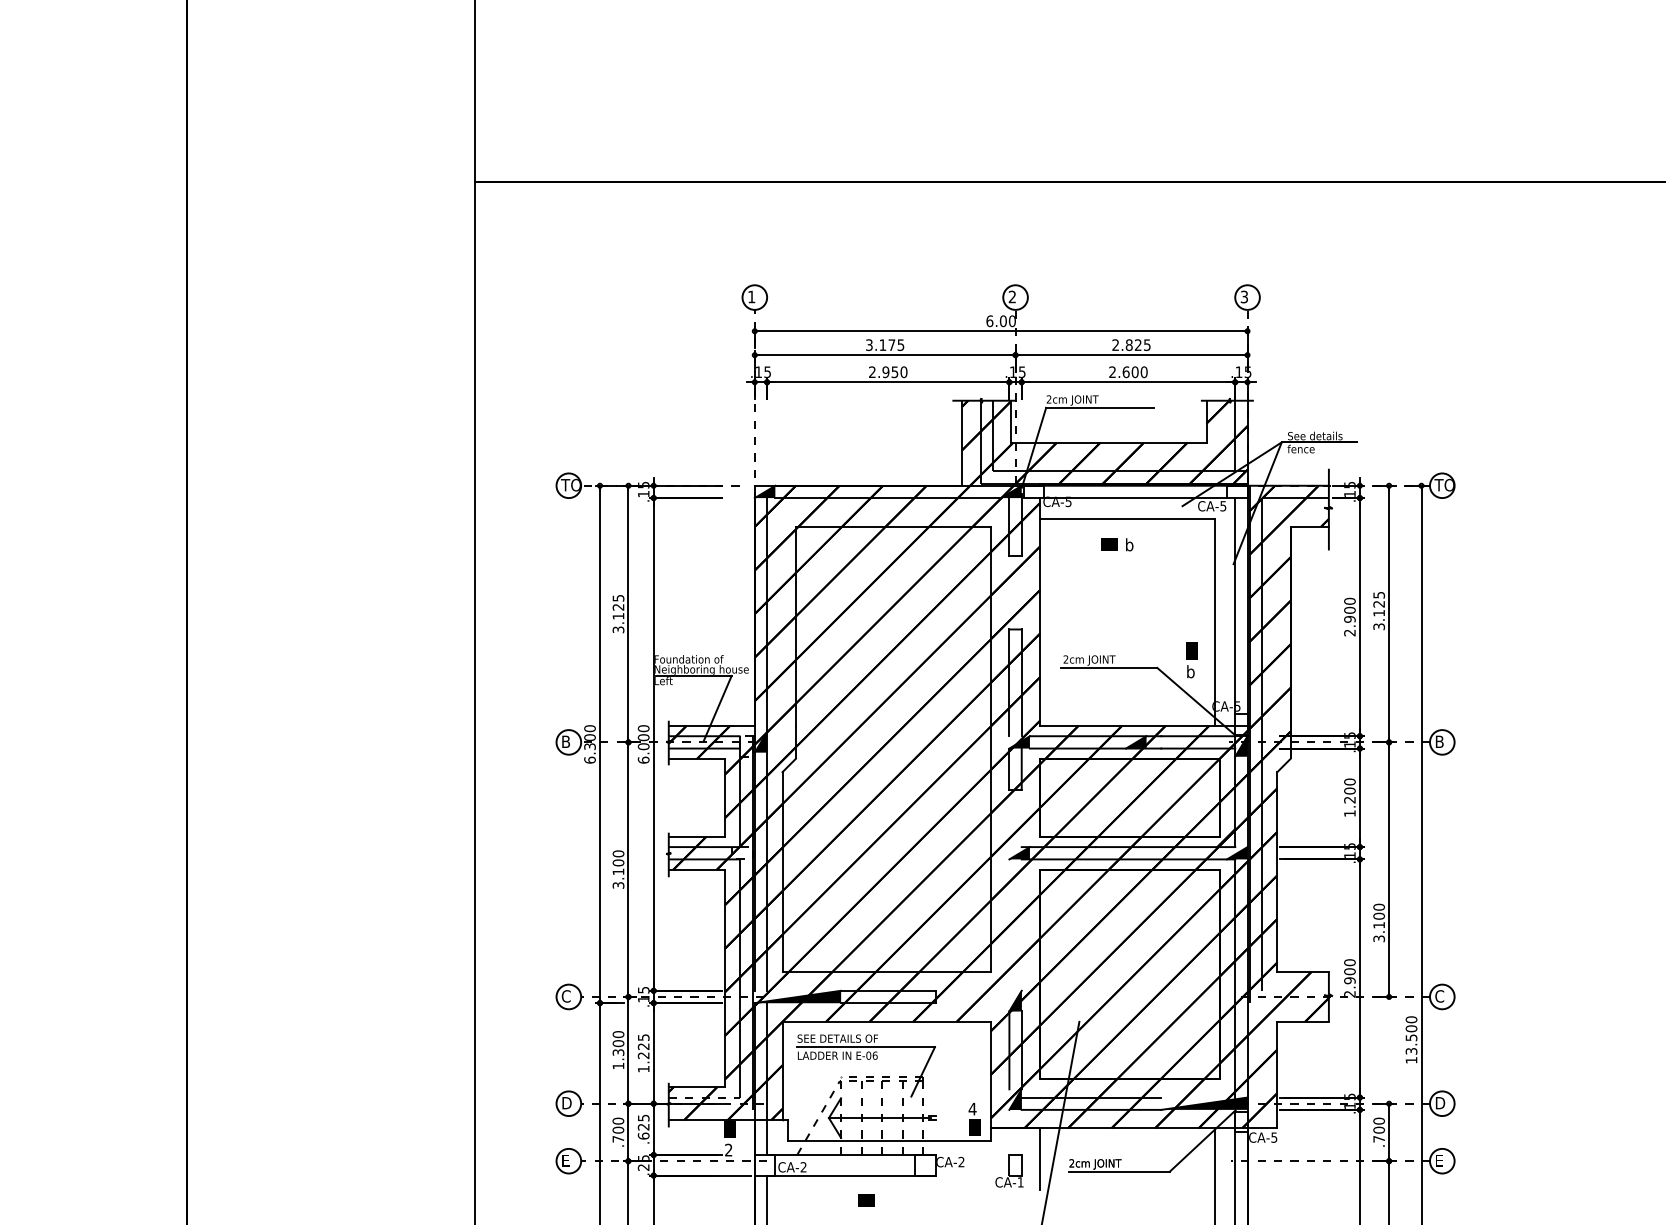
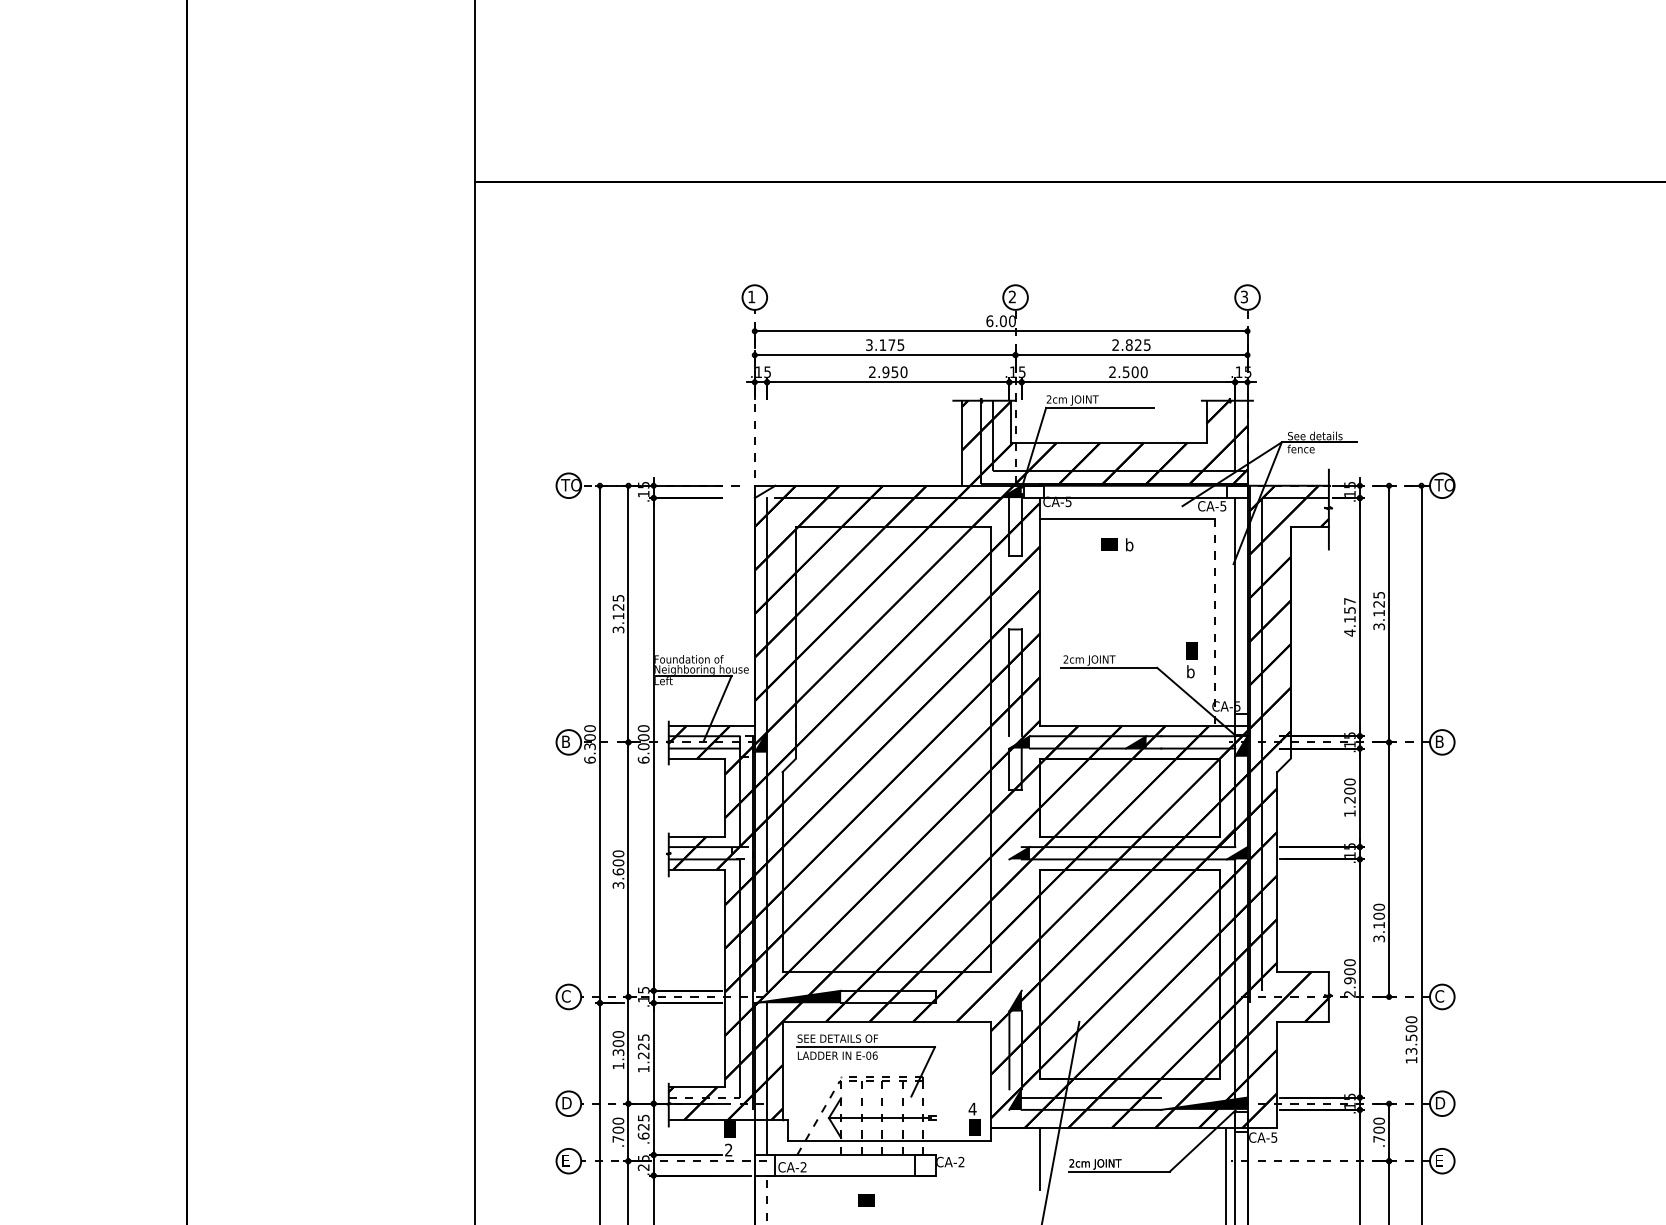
text: 2.600 -> 2.500 (1125, 372)
fill: present -> none (764, 491)
text: 2.900 -> 4.157 (1349, 616)
line: solid -> dashed (1214, 622)
text: 3.100 -> 3.600 (618, 871)
part: present -> none (1009, 1170)
line position: (1214, 1174) -> (1225, 1174) (1225, 1174)
line: solid -> dashed (767, 1199)
